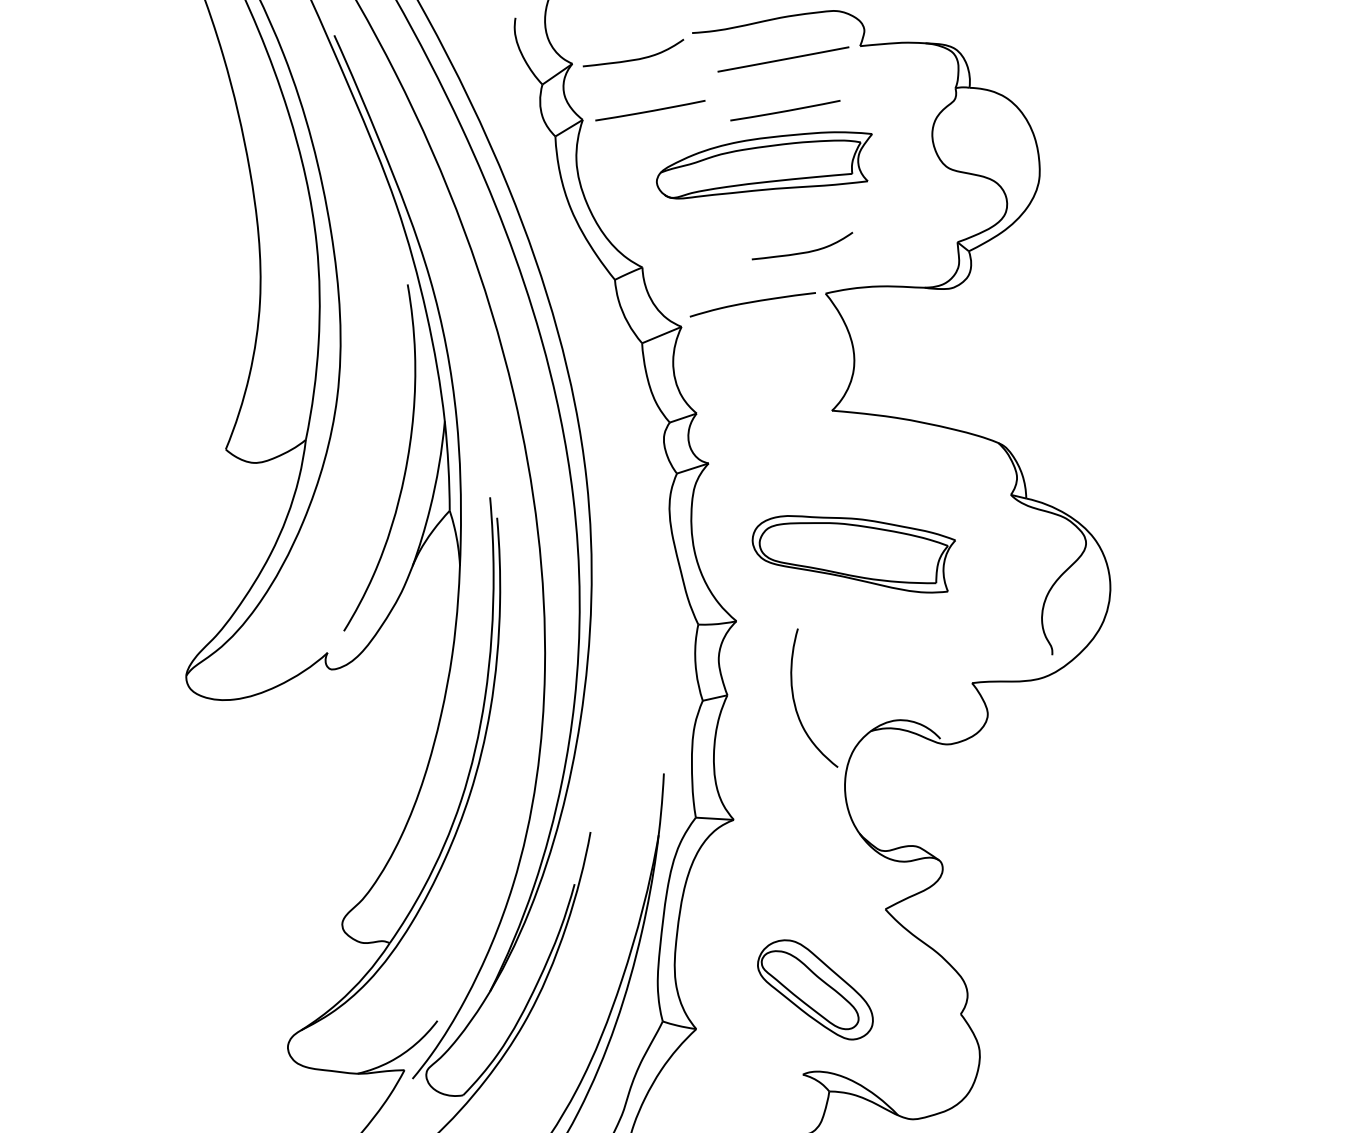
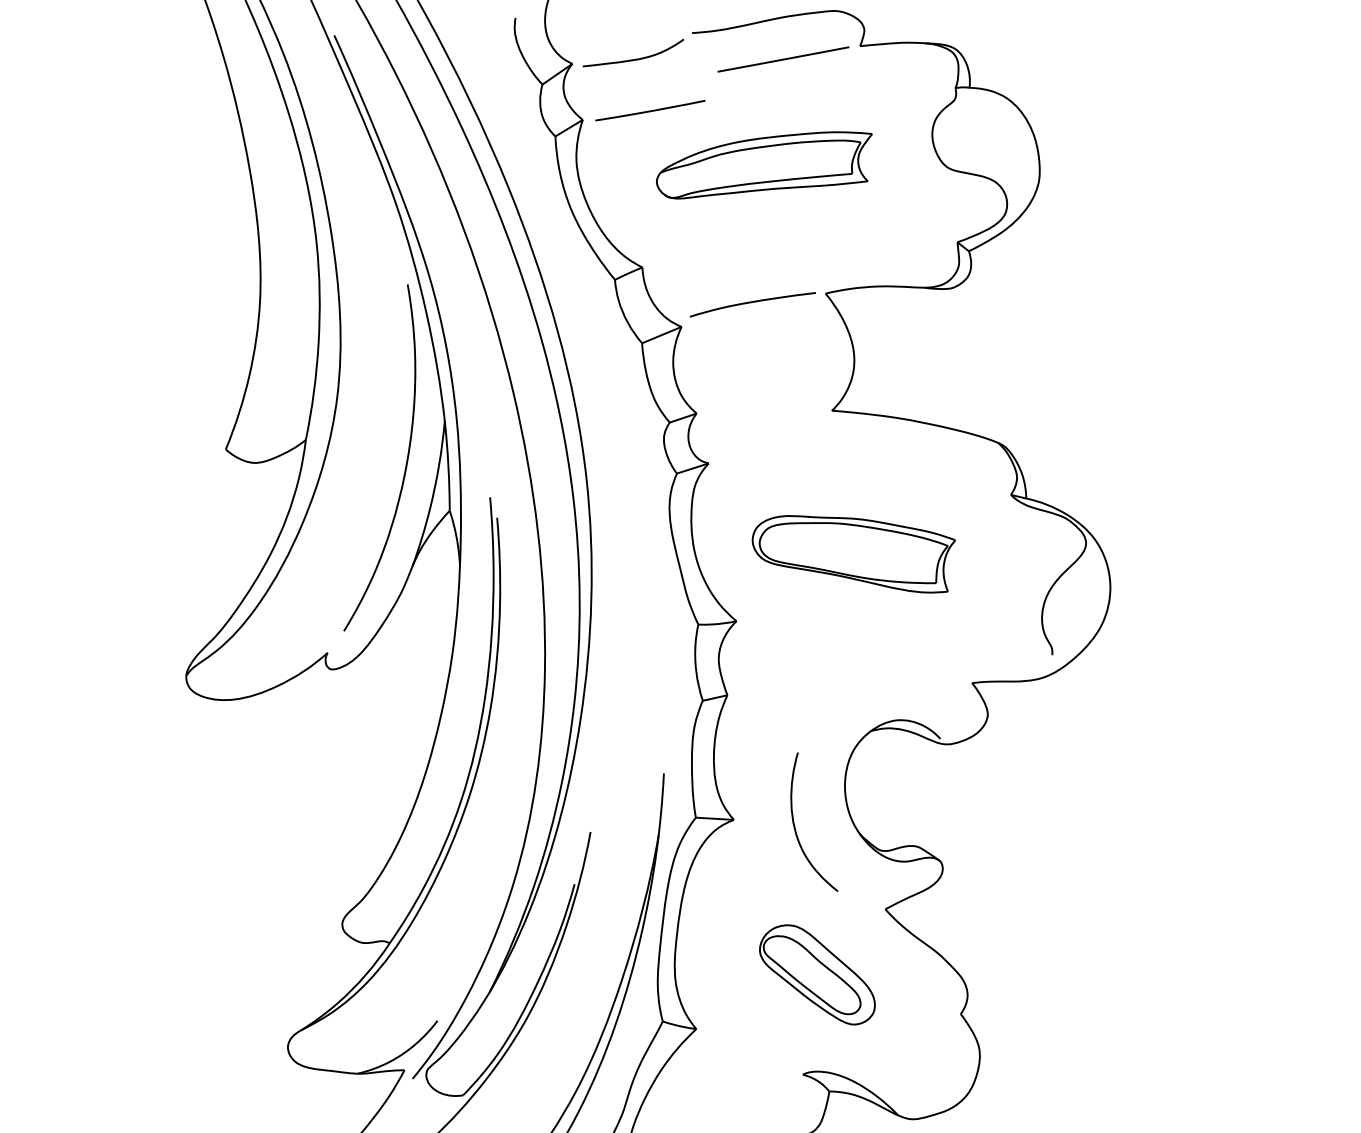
line: present -> none (785, 110)
curve: present -> none (804, 251)
curve position: (795, 702) -> (795, 826) (795, 826)
part position: (815, 989) -> (817, 974) (817, 974)
